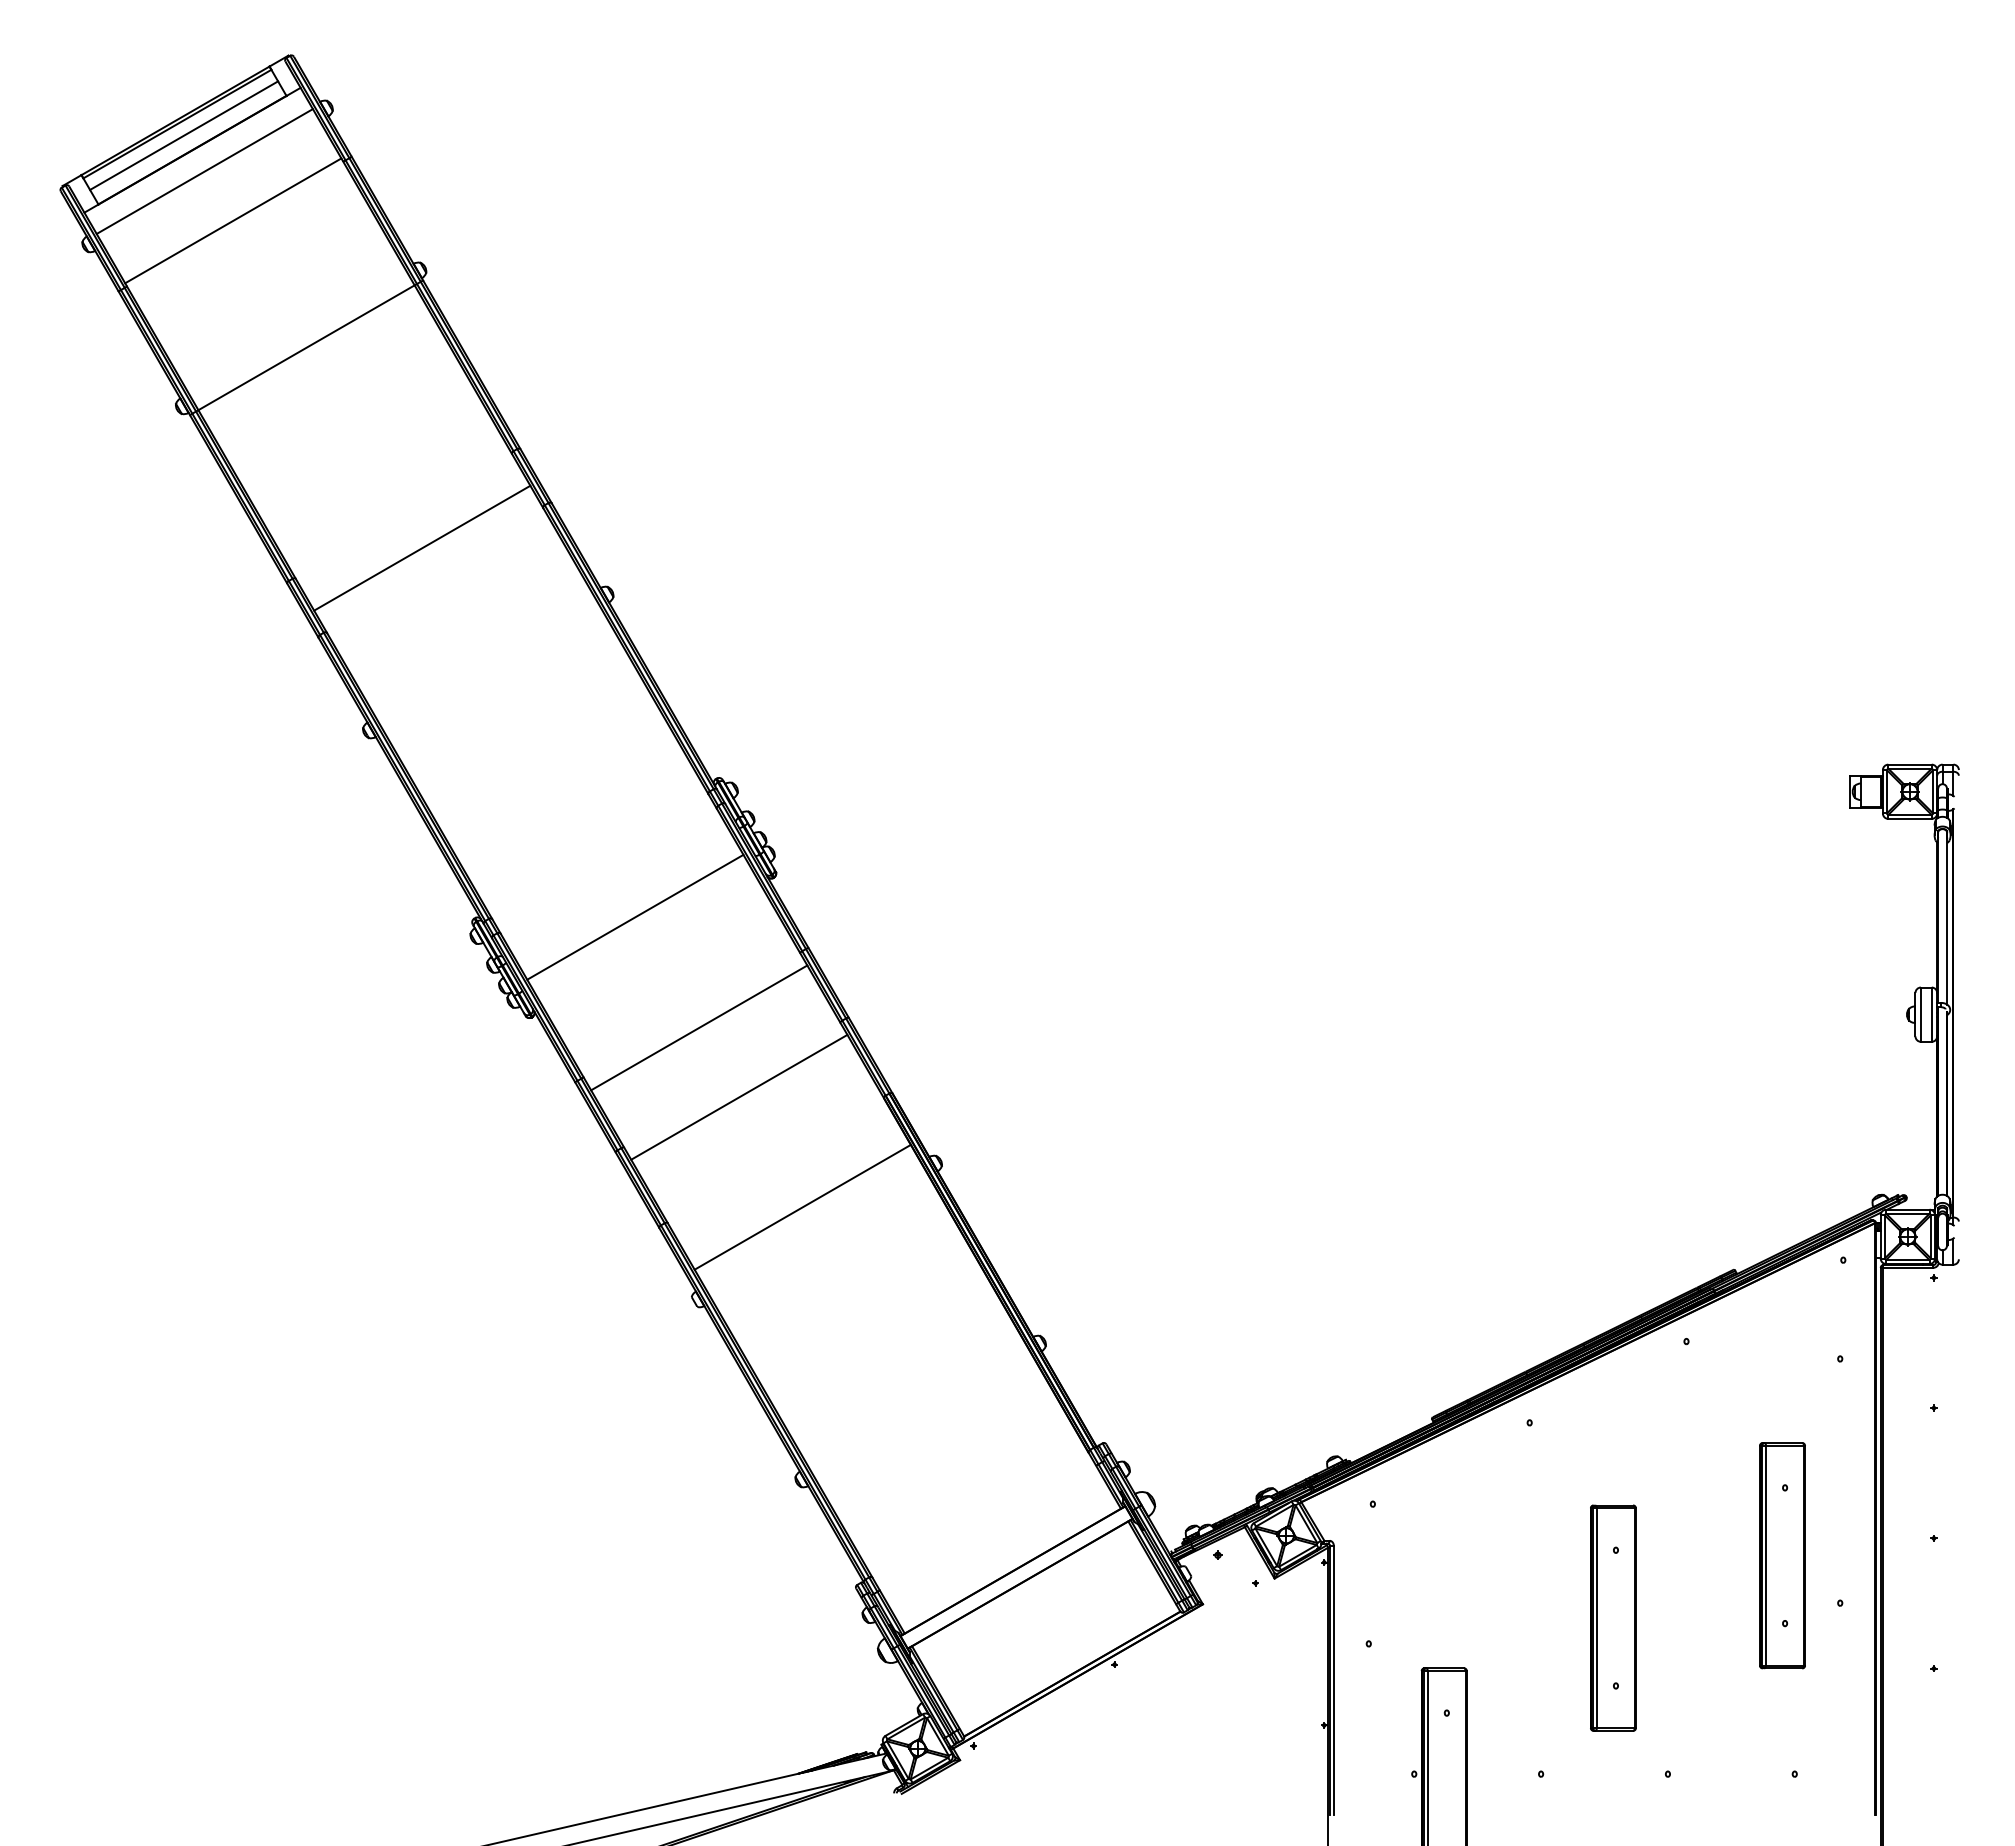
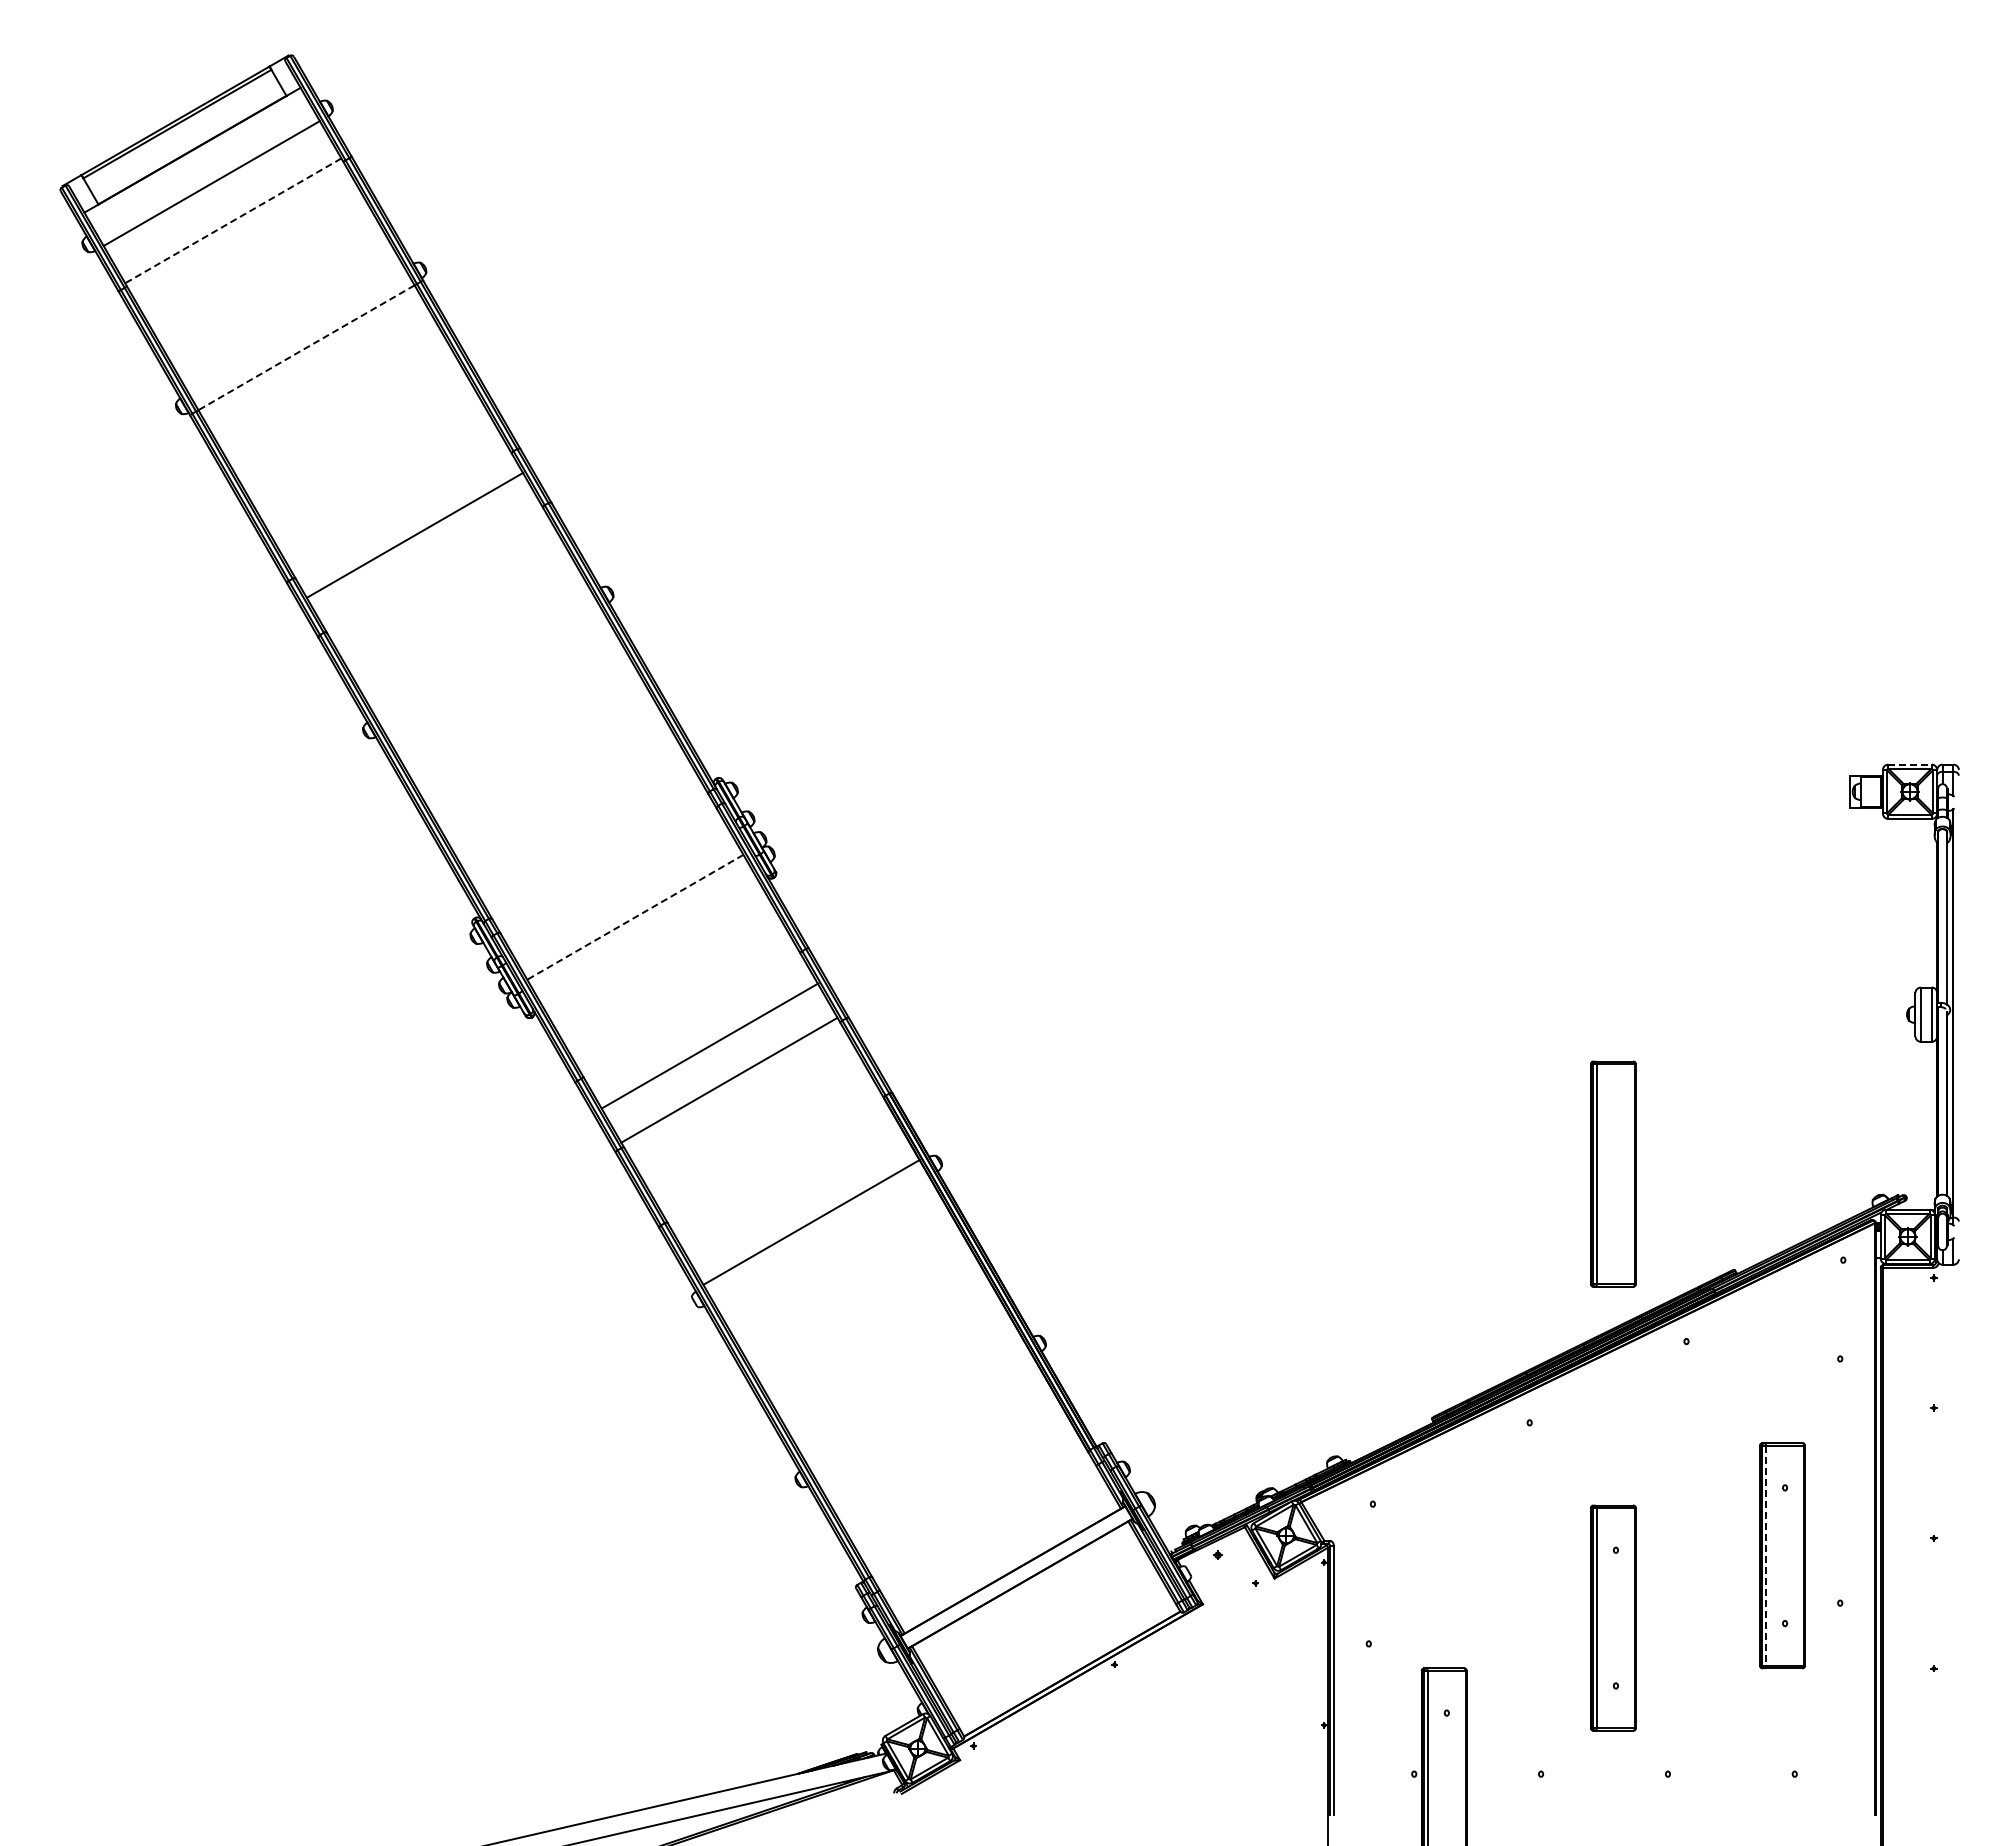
line: present -> none (184, 135)
line position: (204, 171) -> (211, 183) (211, 183)
line: solid -> dashed (233, 220)
line: solid -> dashed (306, 347)
line position: (422, 547) -> (415, 534) (415, 534)
line: solid -> dashed (1910, 764)
line: solid -> dashed (635, 917)
line position: (699, 1027) -> (710, 1045) (710, 1045)
line position: (739, 1096) -> (729, 1079) (729, 1079)
part: none -> present (1613, 1173)
line position: (802, 1206) -> (811, 1221) (811, 1221)
line: solid -> dashed (1766, 1555)
